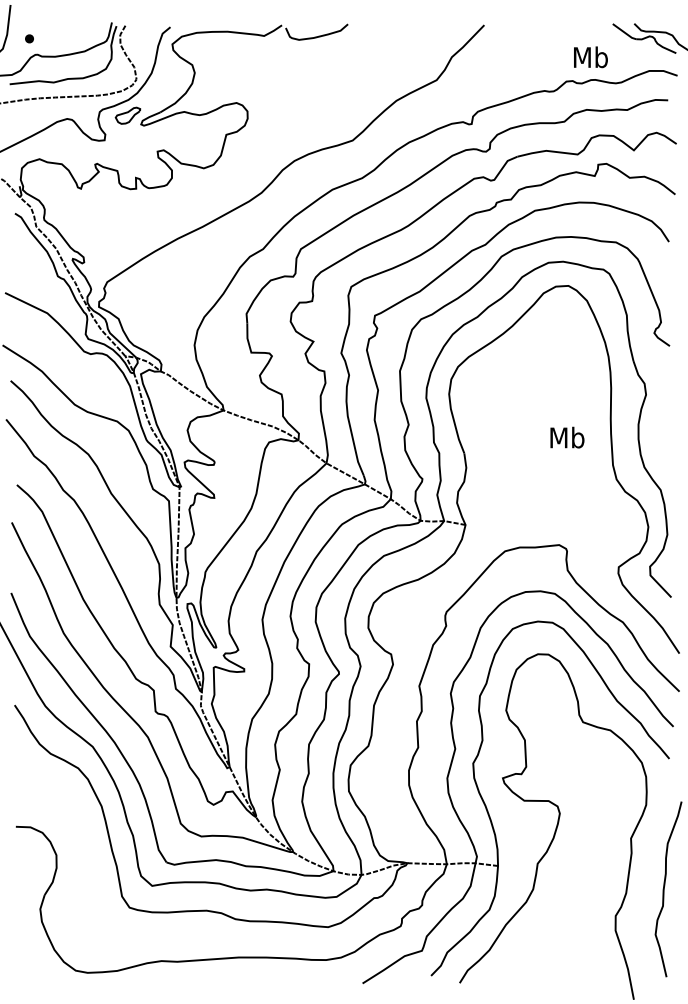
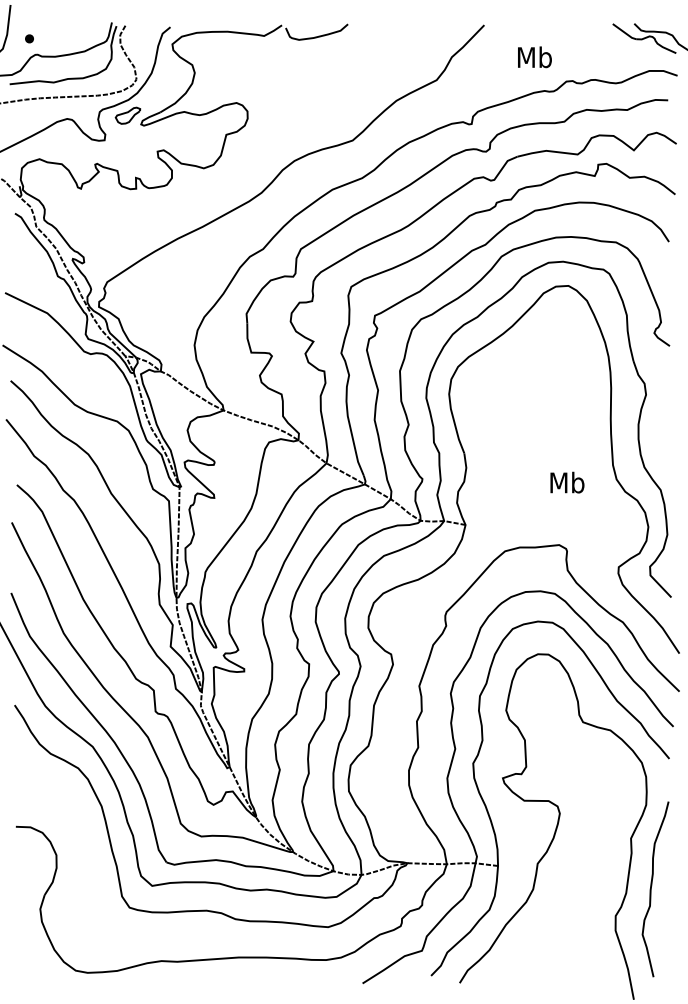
text position: (590, 57) -> (534, 57) (534, 57)
text position: (567, 437) -> (567, 482) (567, 482)
curve position: (664, 889) -> (651, 889) (651, 889)
